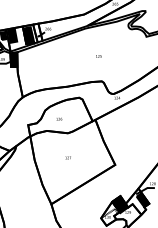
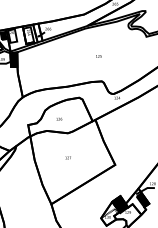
fill: present -> none (12, 35)
fill: present -> none (28, 35)
